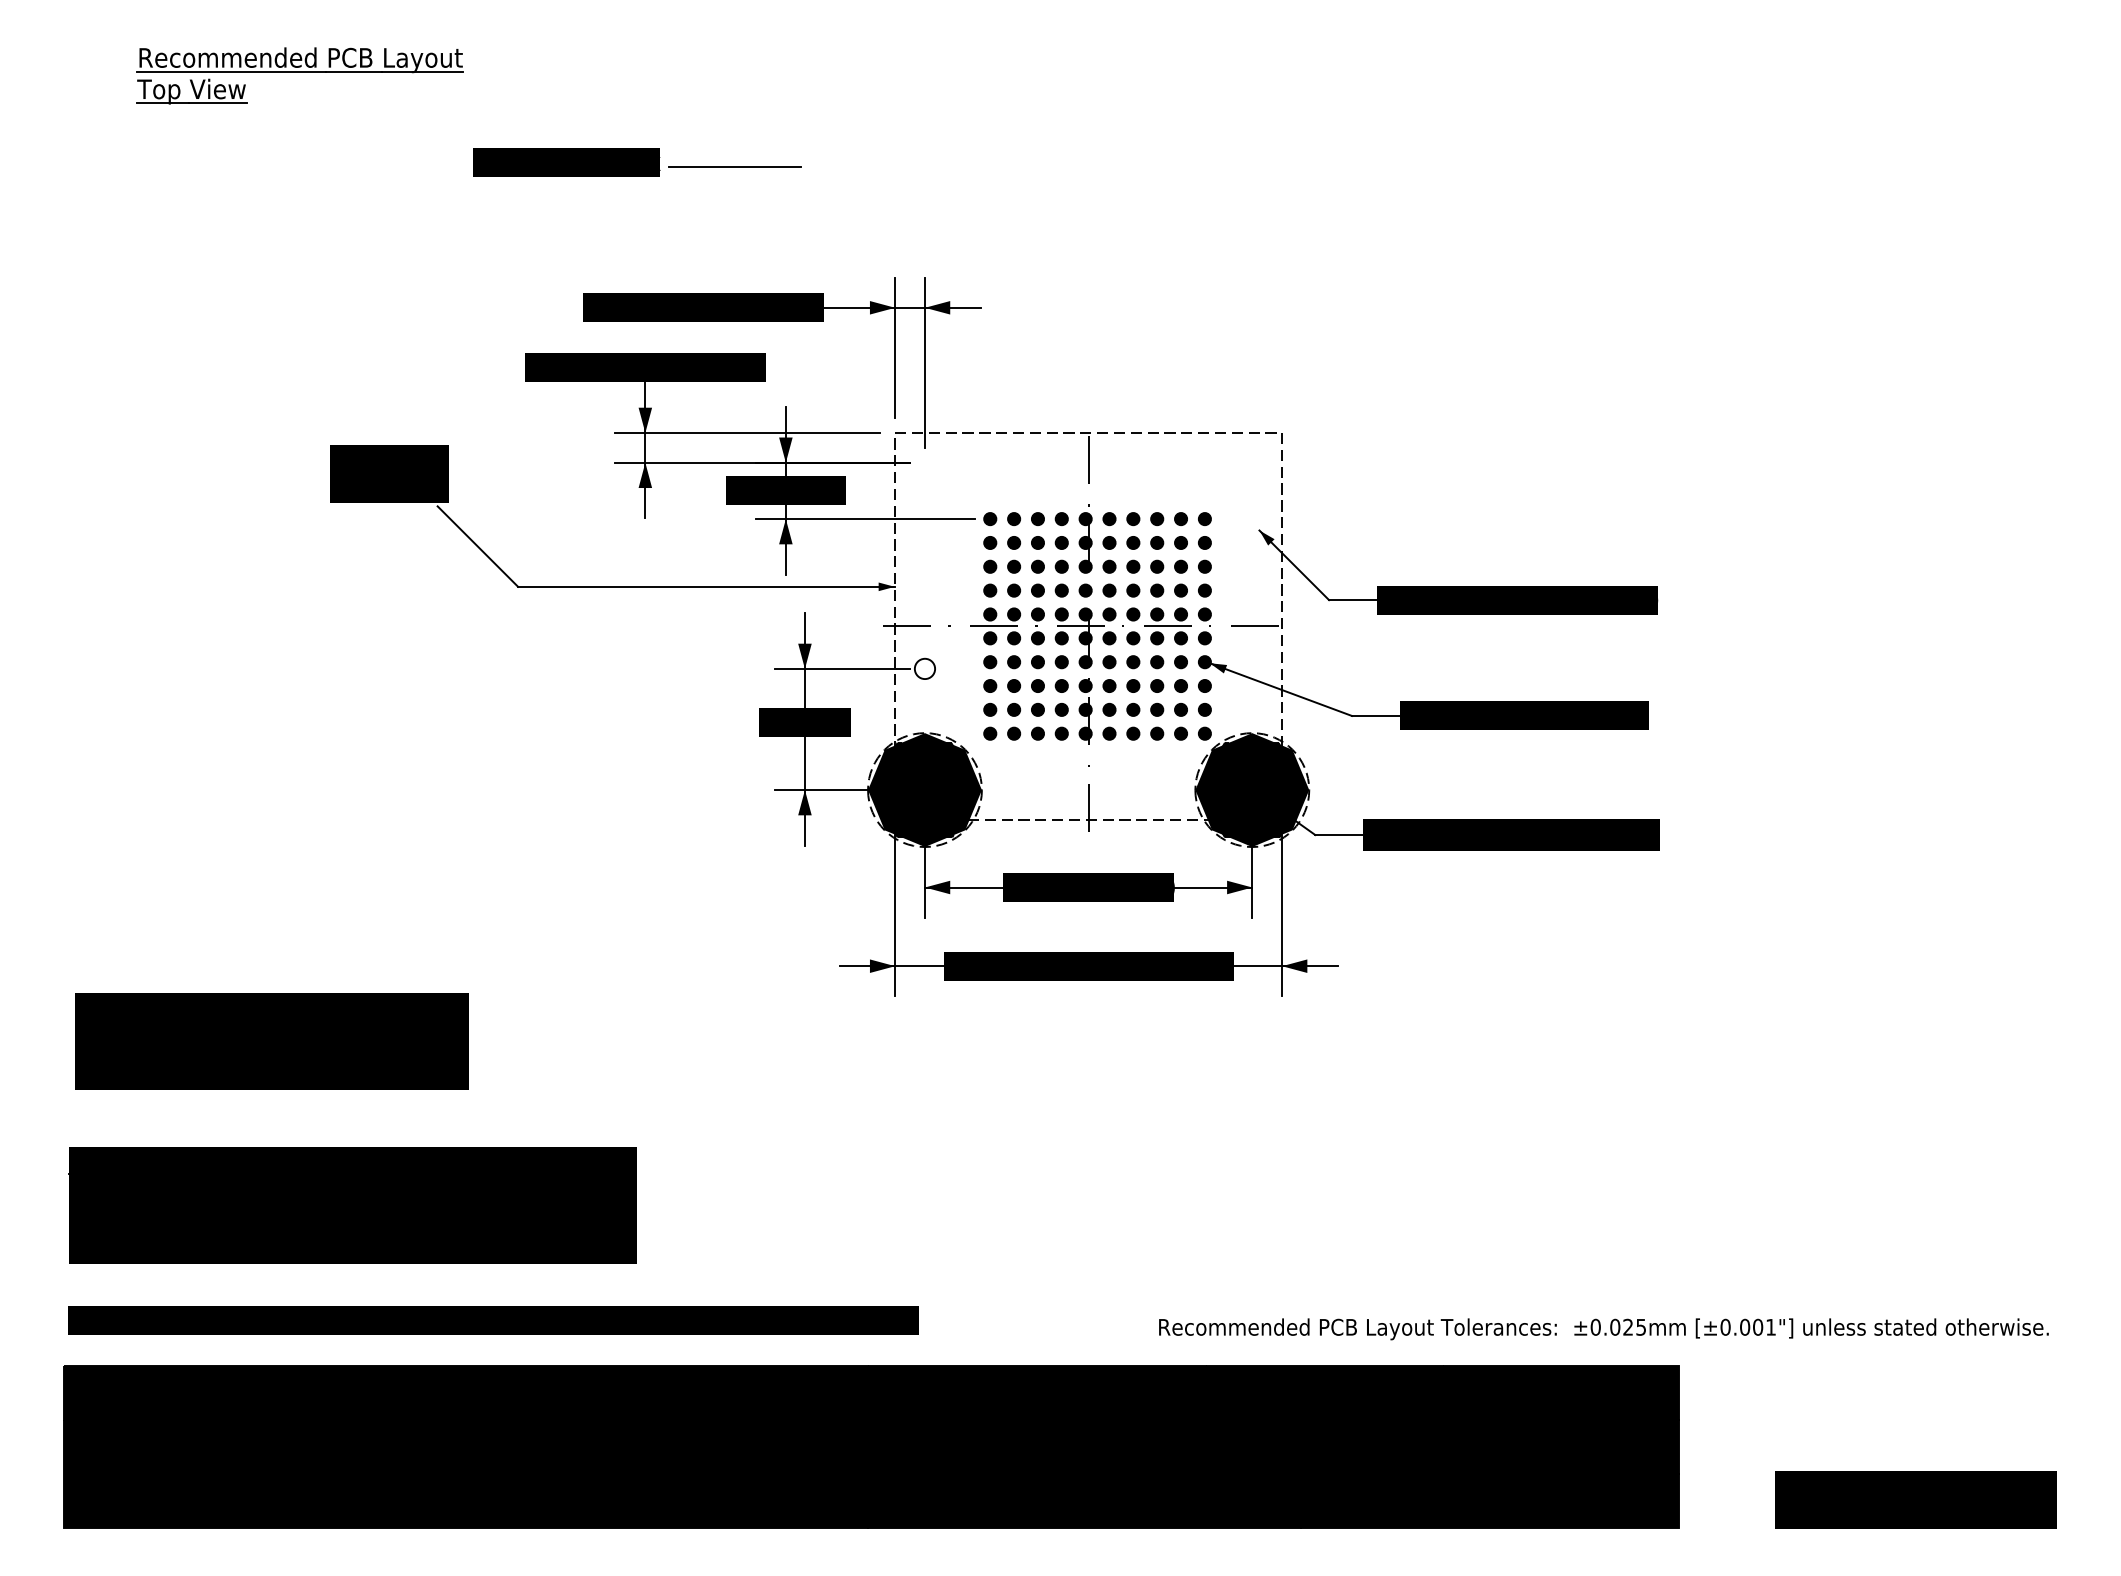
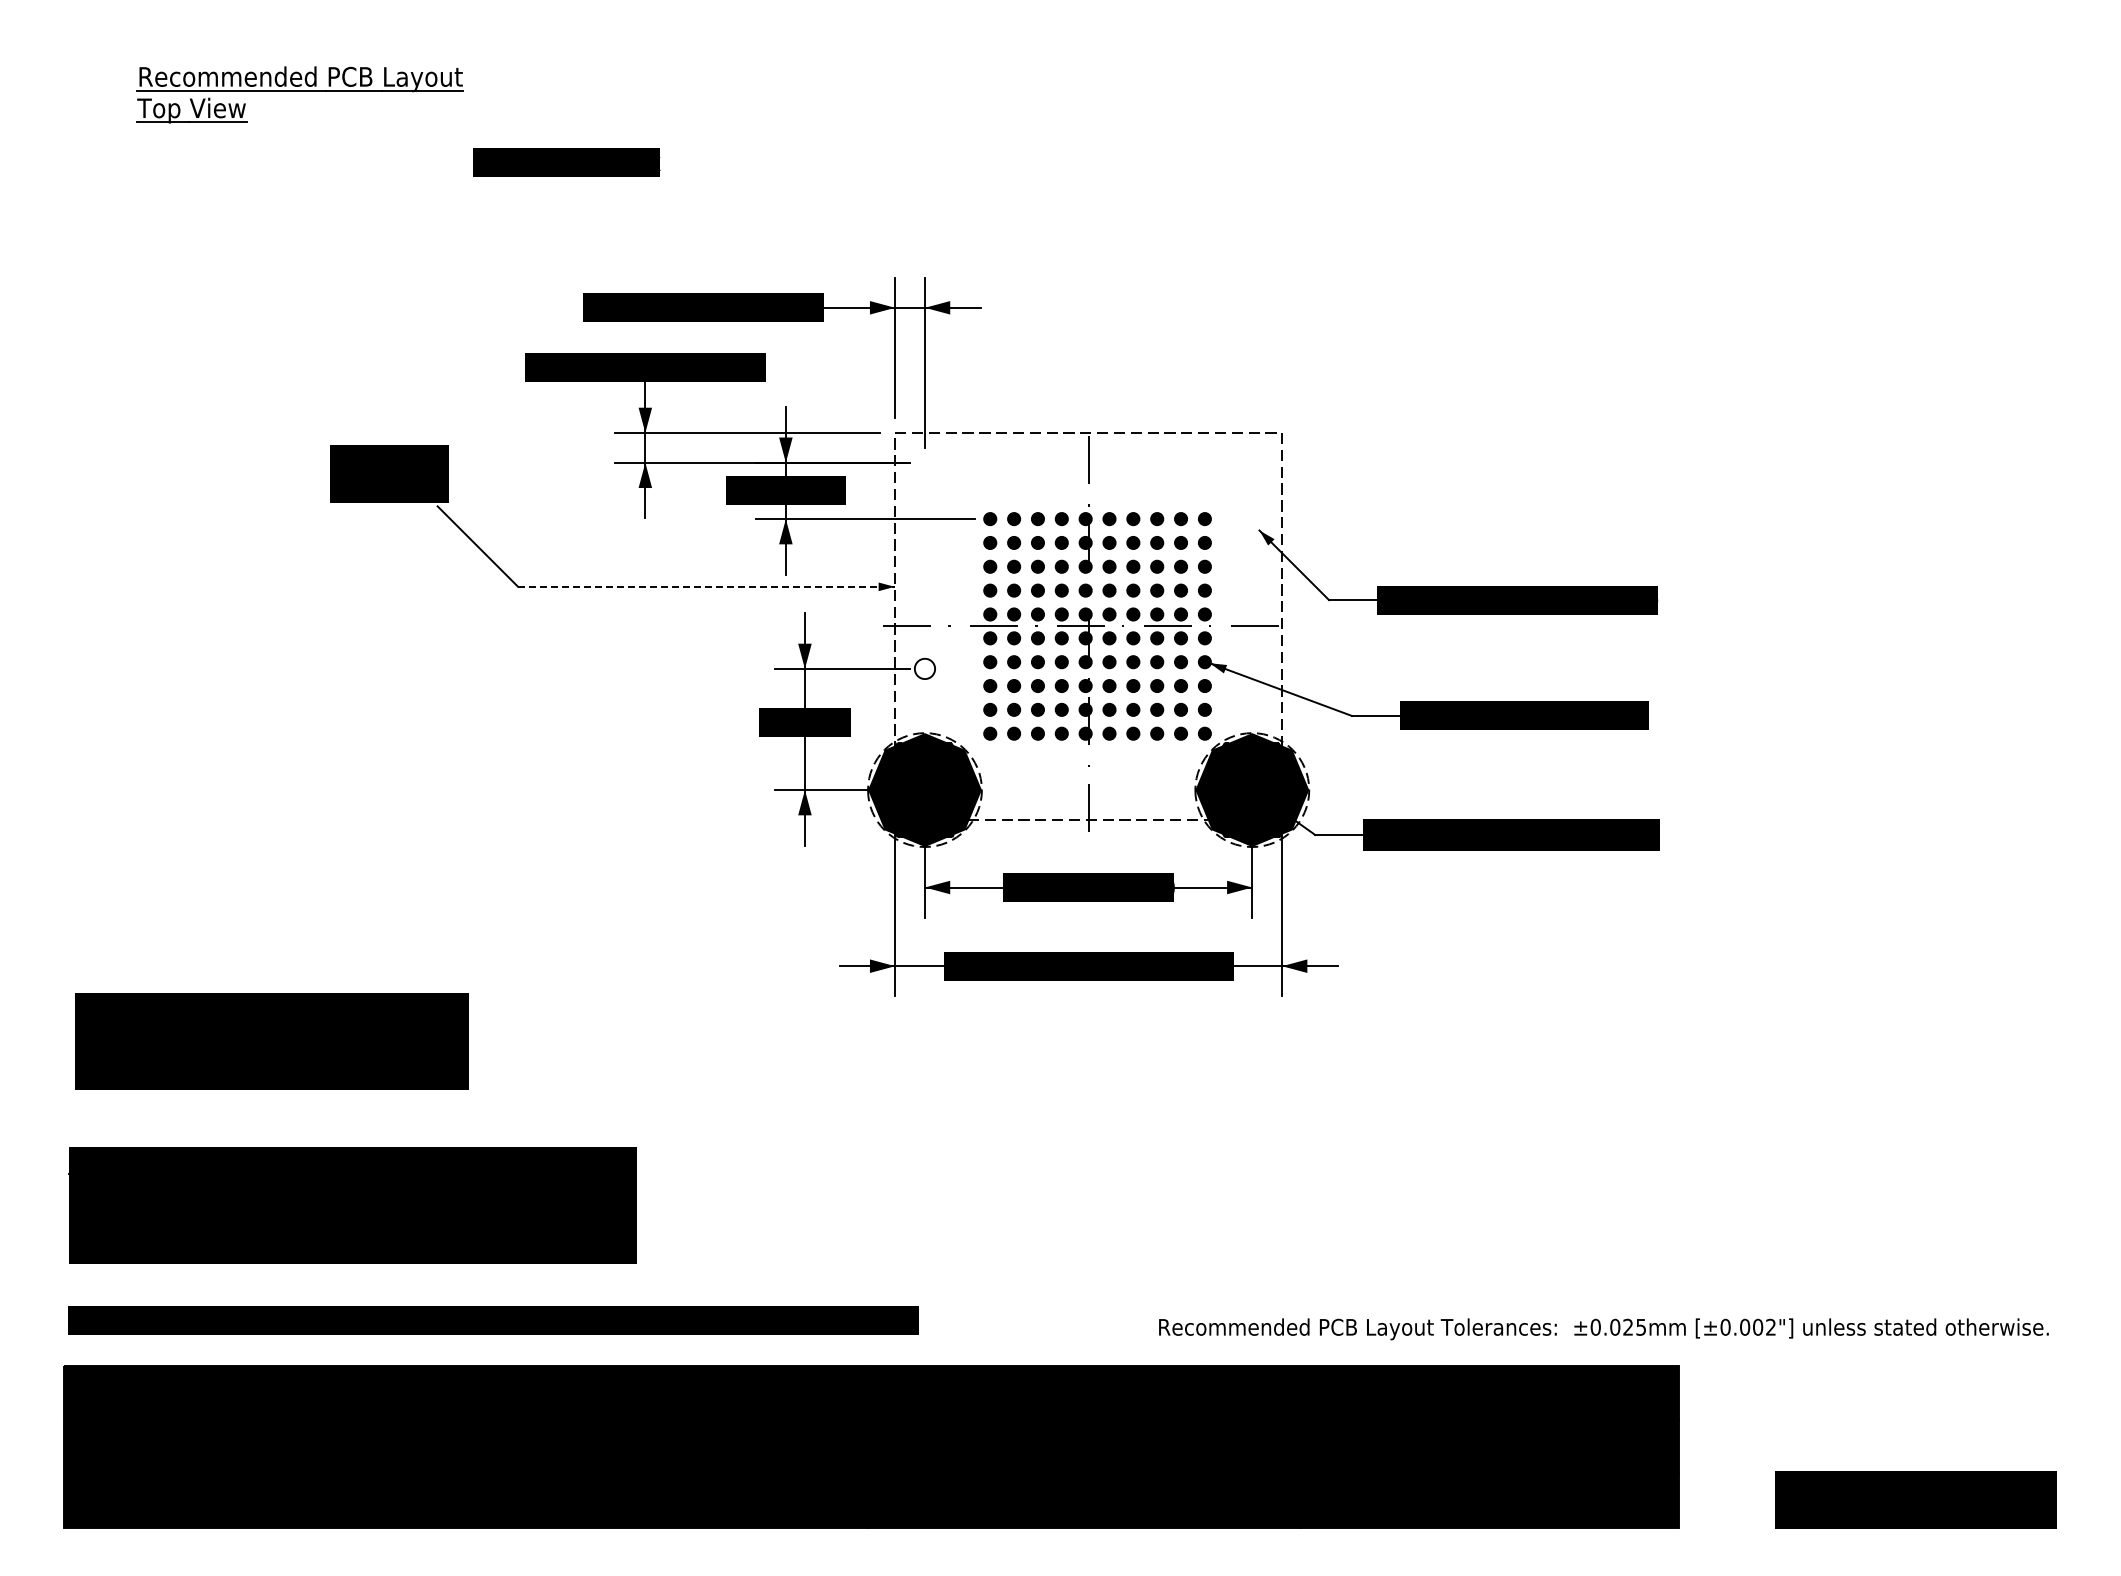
part position: (299, 75) -> (299, 94) (299, 94)
line: present -> none (734, 167)
line: solid -> dashed (706, 586)
text: [±0.001"] -> [±0.002"] (1770, 1326)
